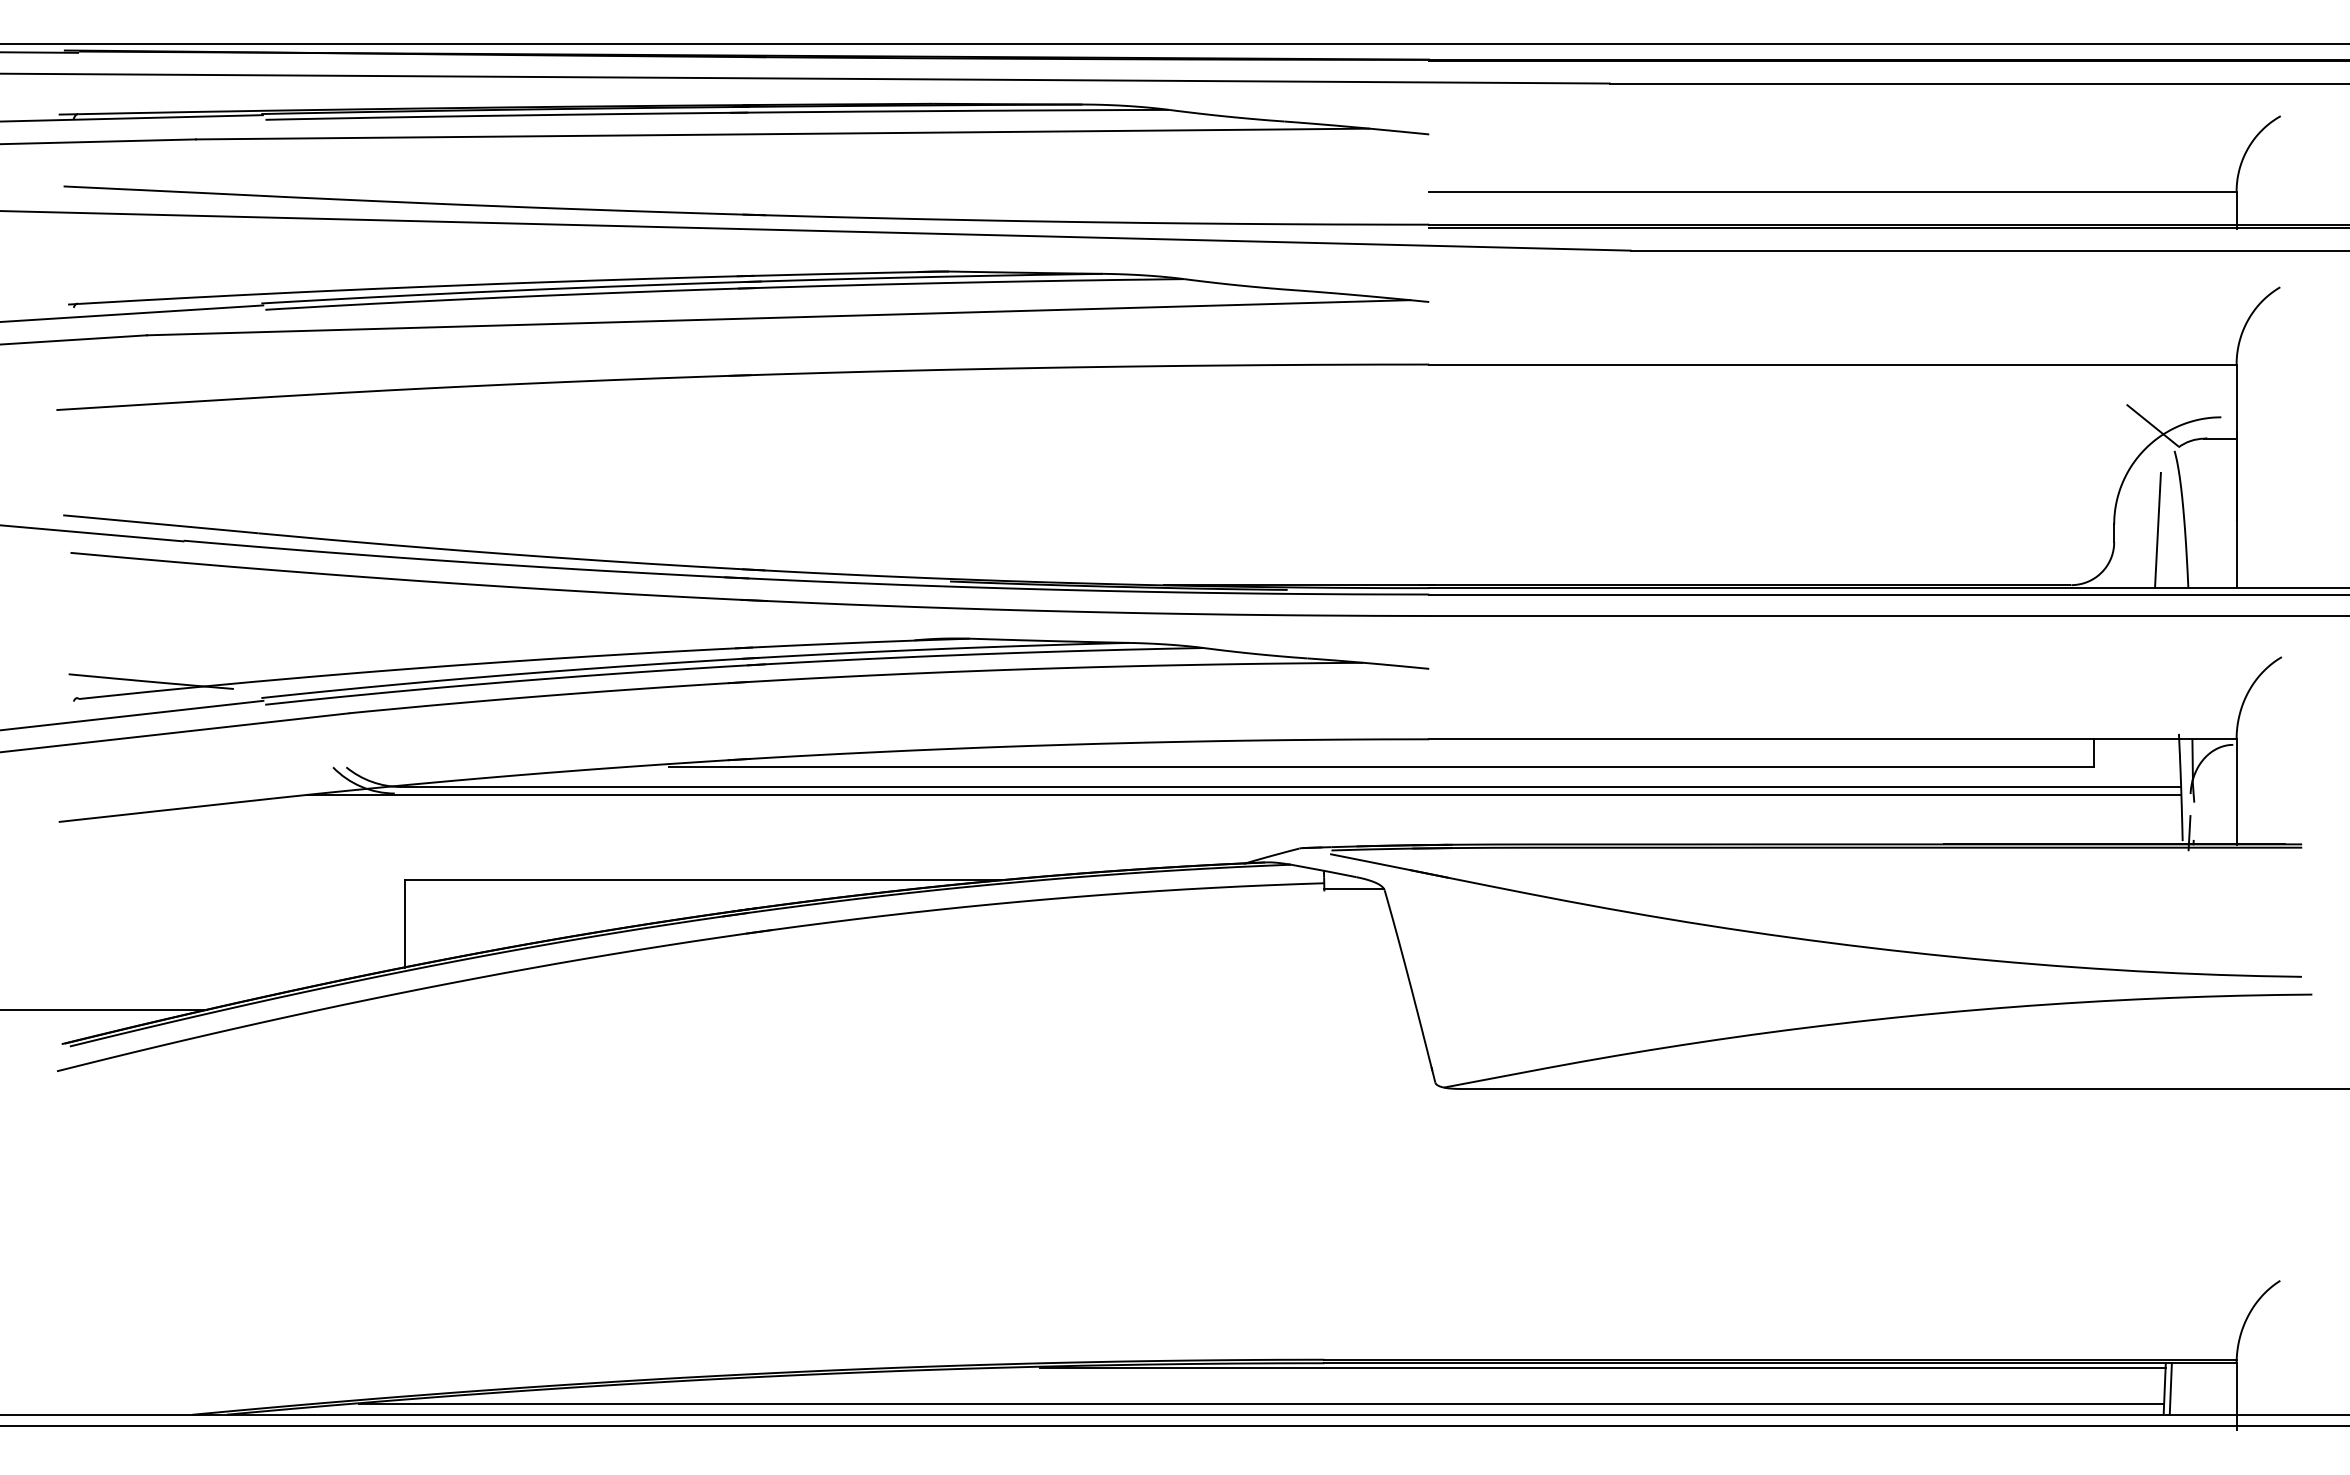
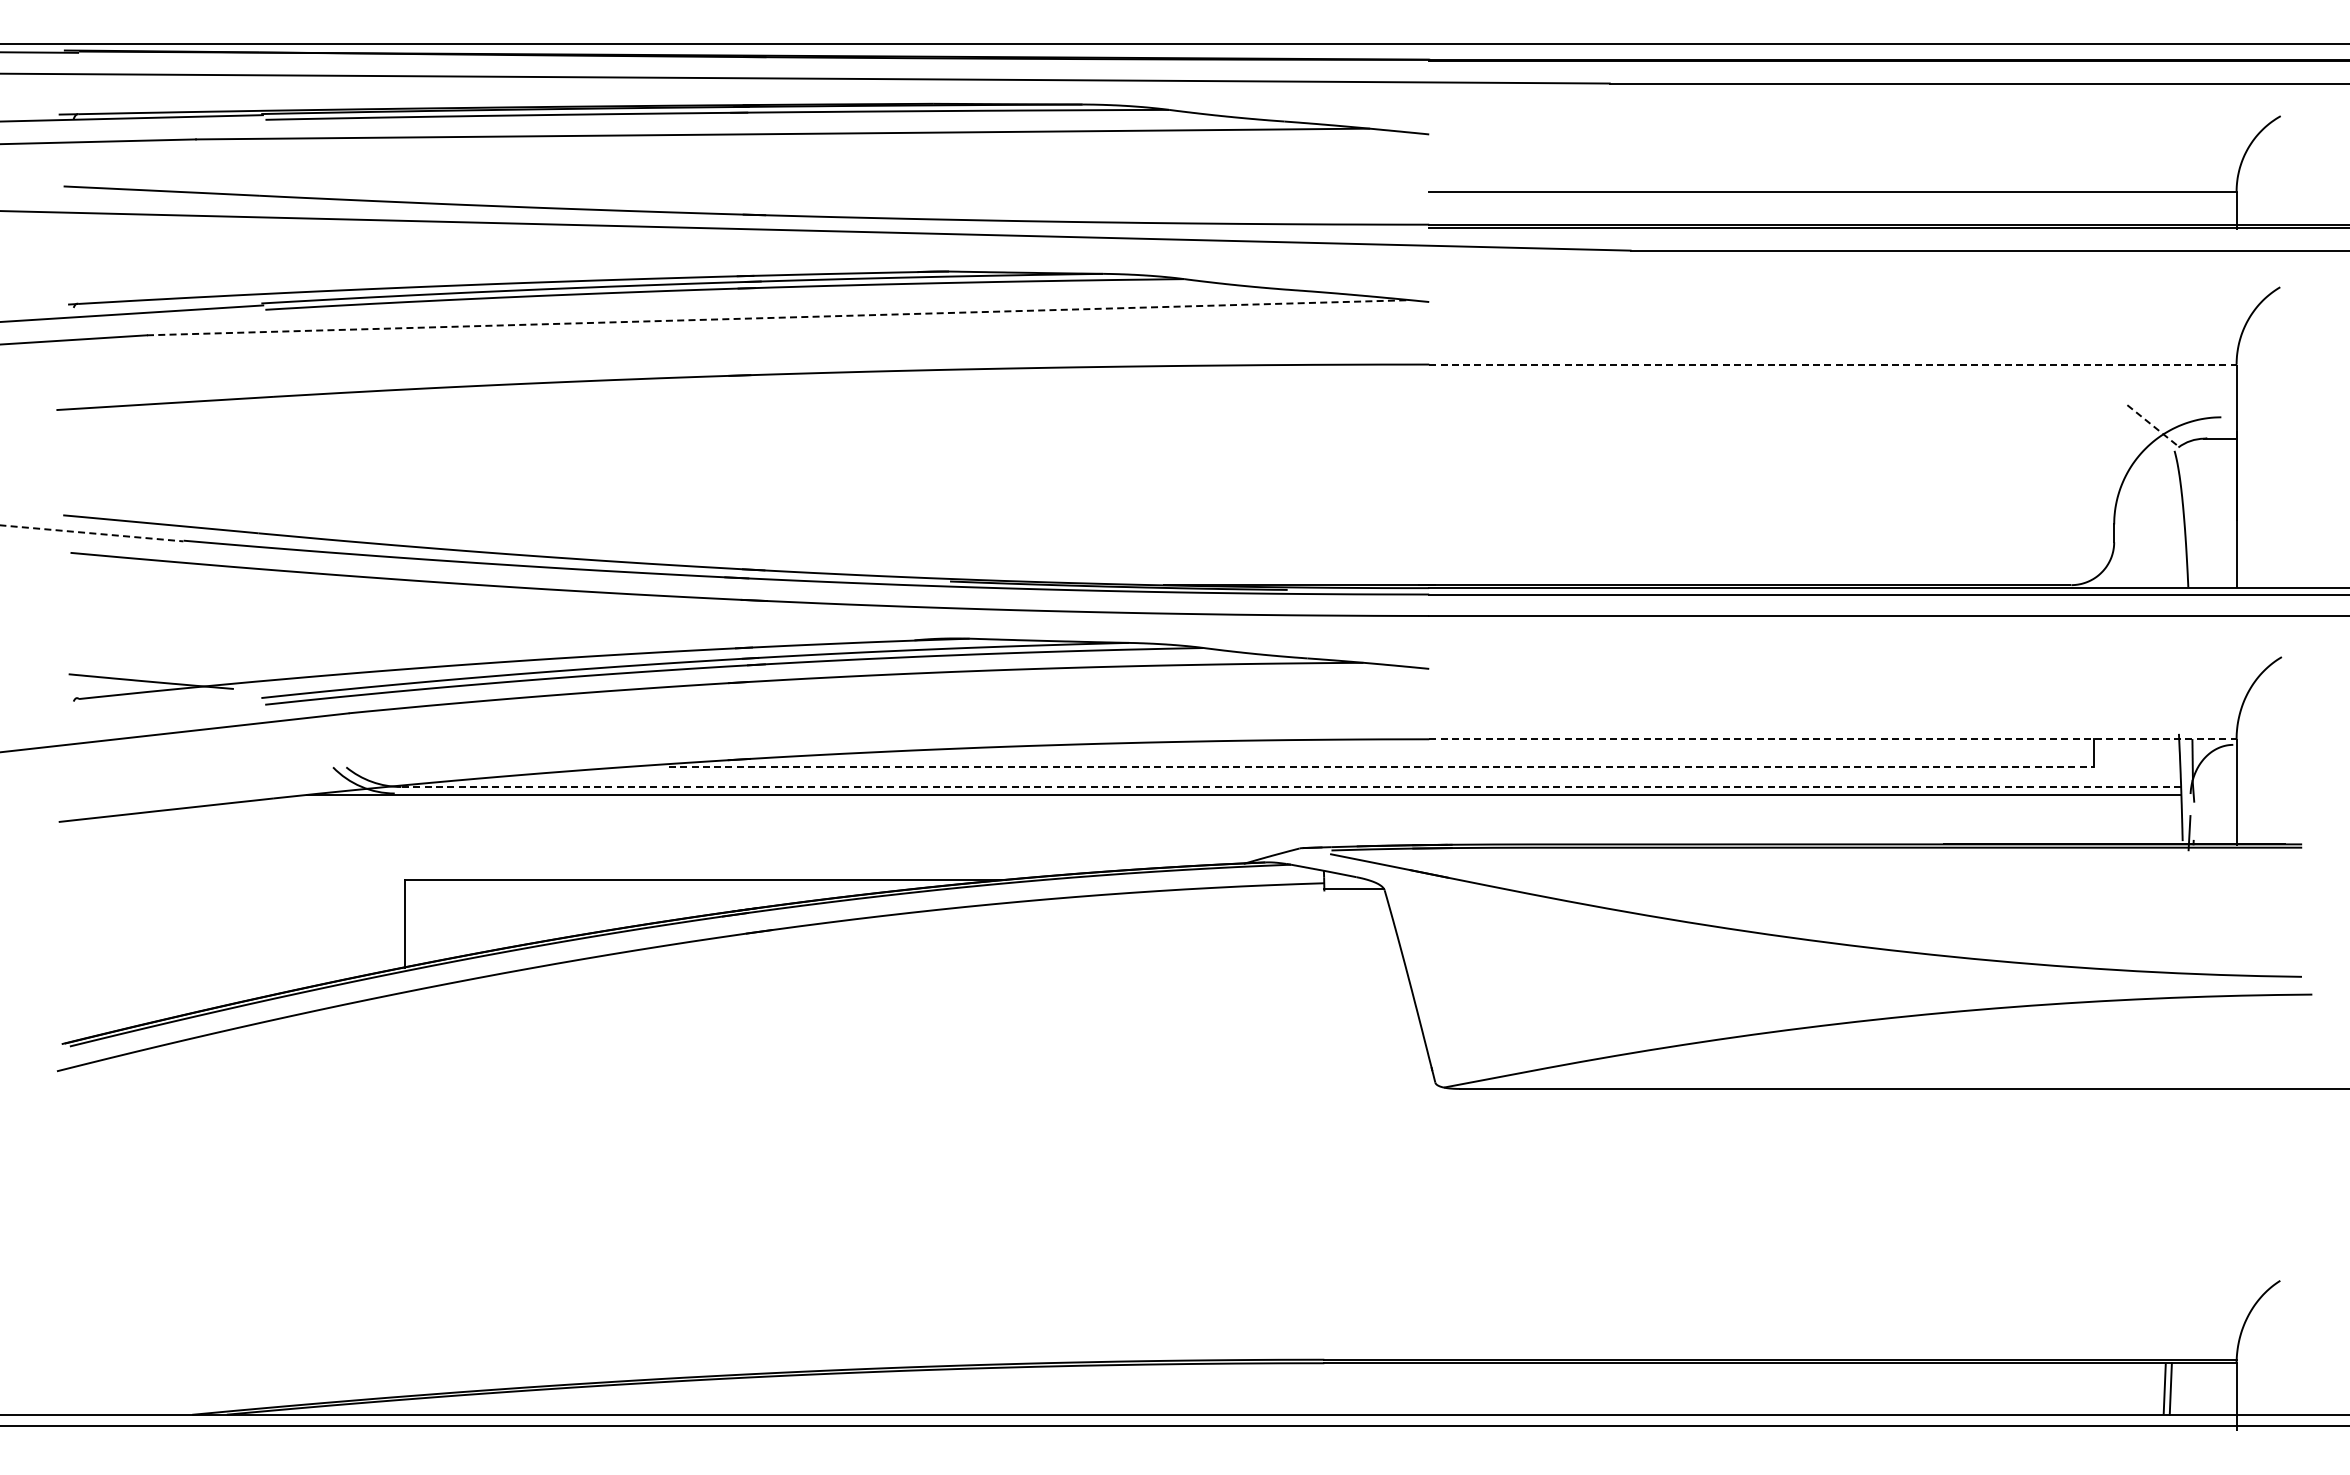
line: solid -> dashed (778, 317)
line: solid -> dashed (1832, 364)
line: solid -> dashed (2153, 425)
line: present -> none (2157, 529)
line: solid -> dashed (91, 533)
line: present -> none (132, 715)
line: solid -> dashed (1832, 739)
line: solid -> dashed (1381, 767)
line: solid -> dashed (1291, 787)
line: present -> none (104, 1009)
line: present -> none (1602, 1367)
line: present -> none (1261, 1403)
